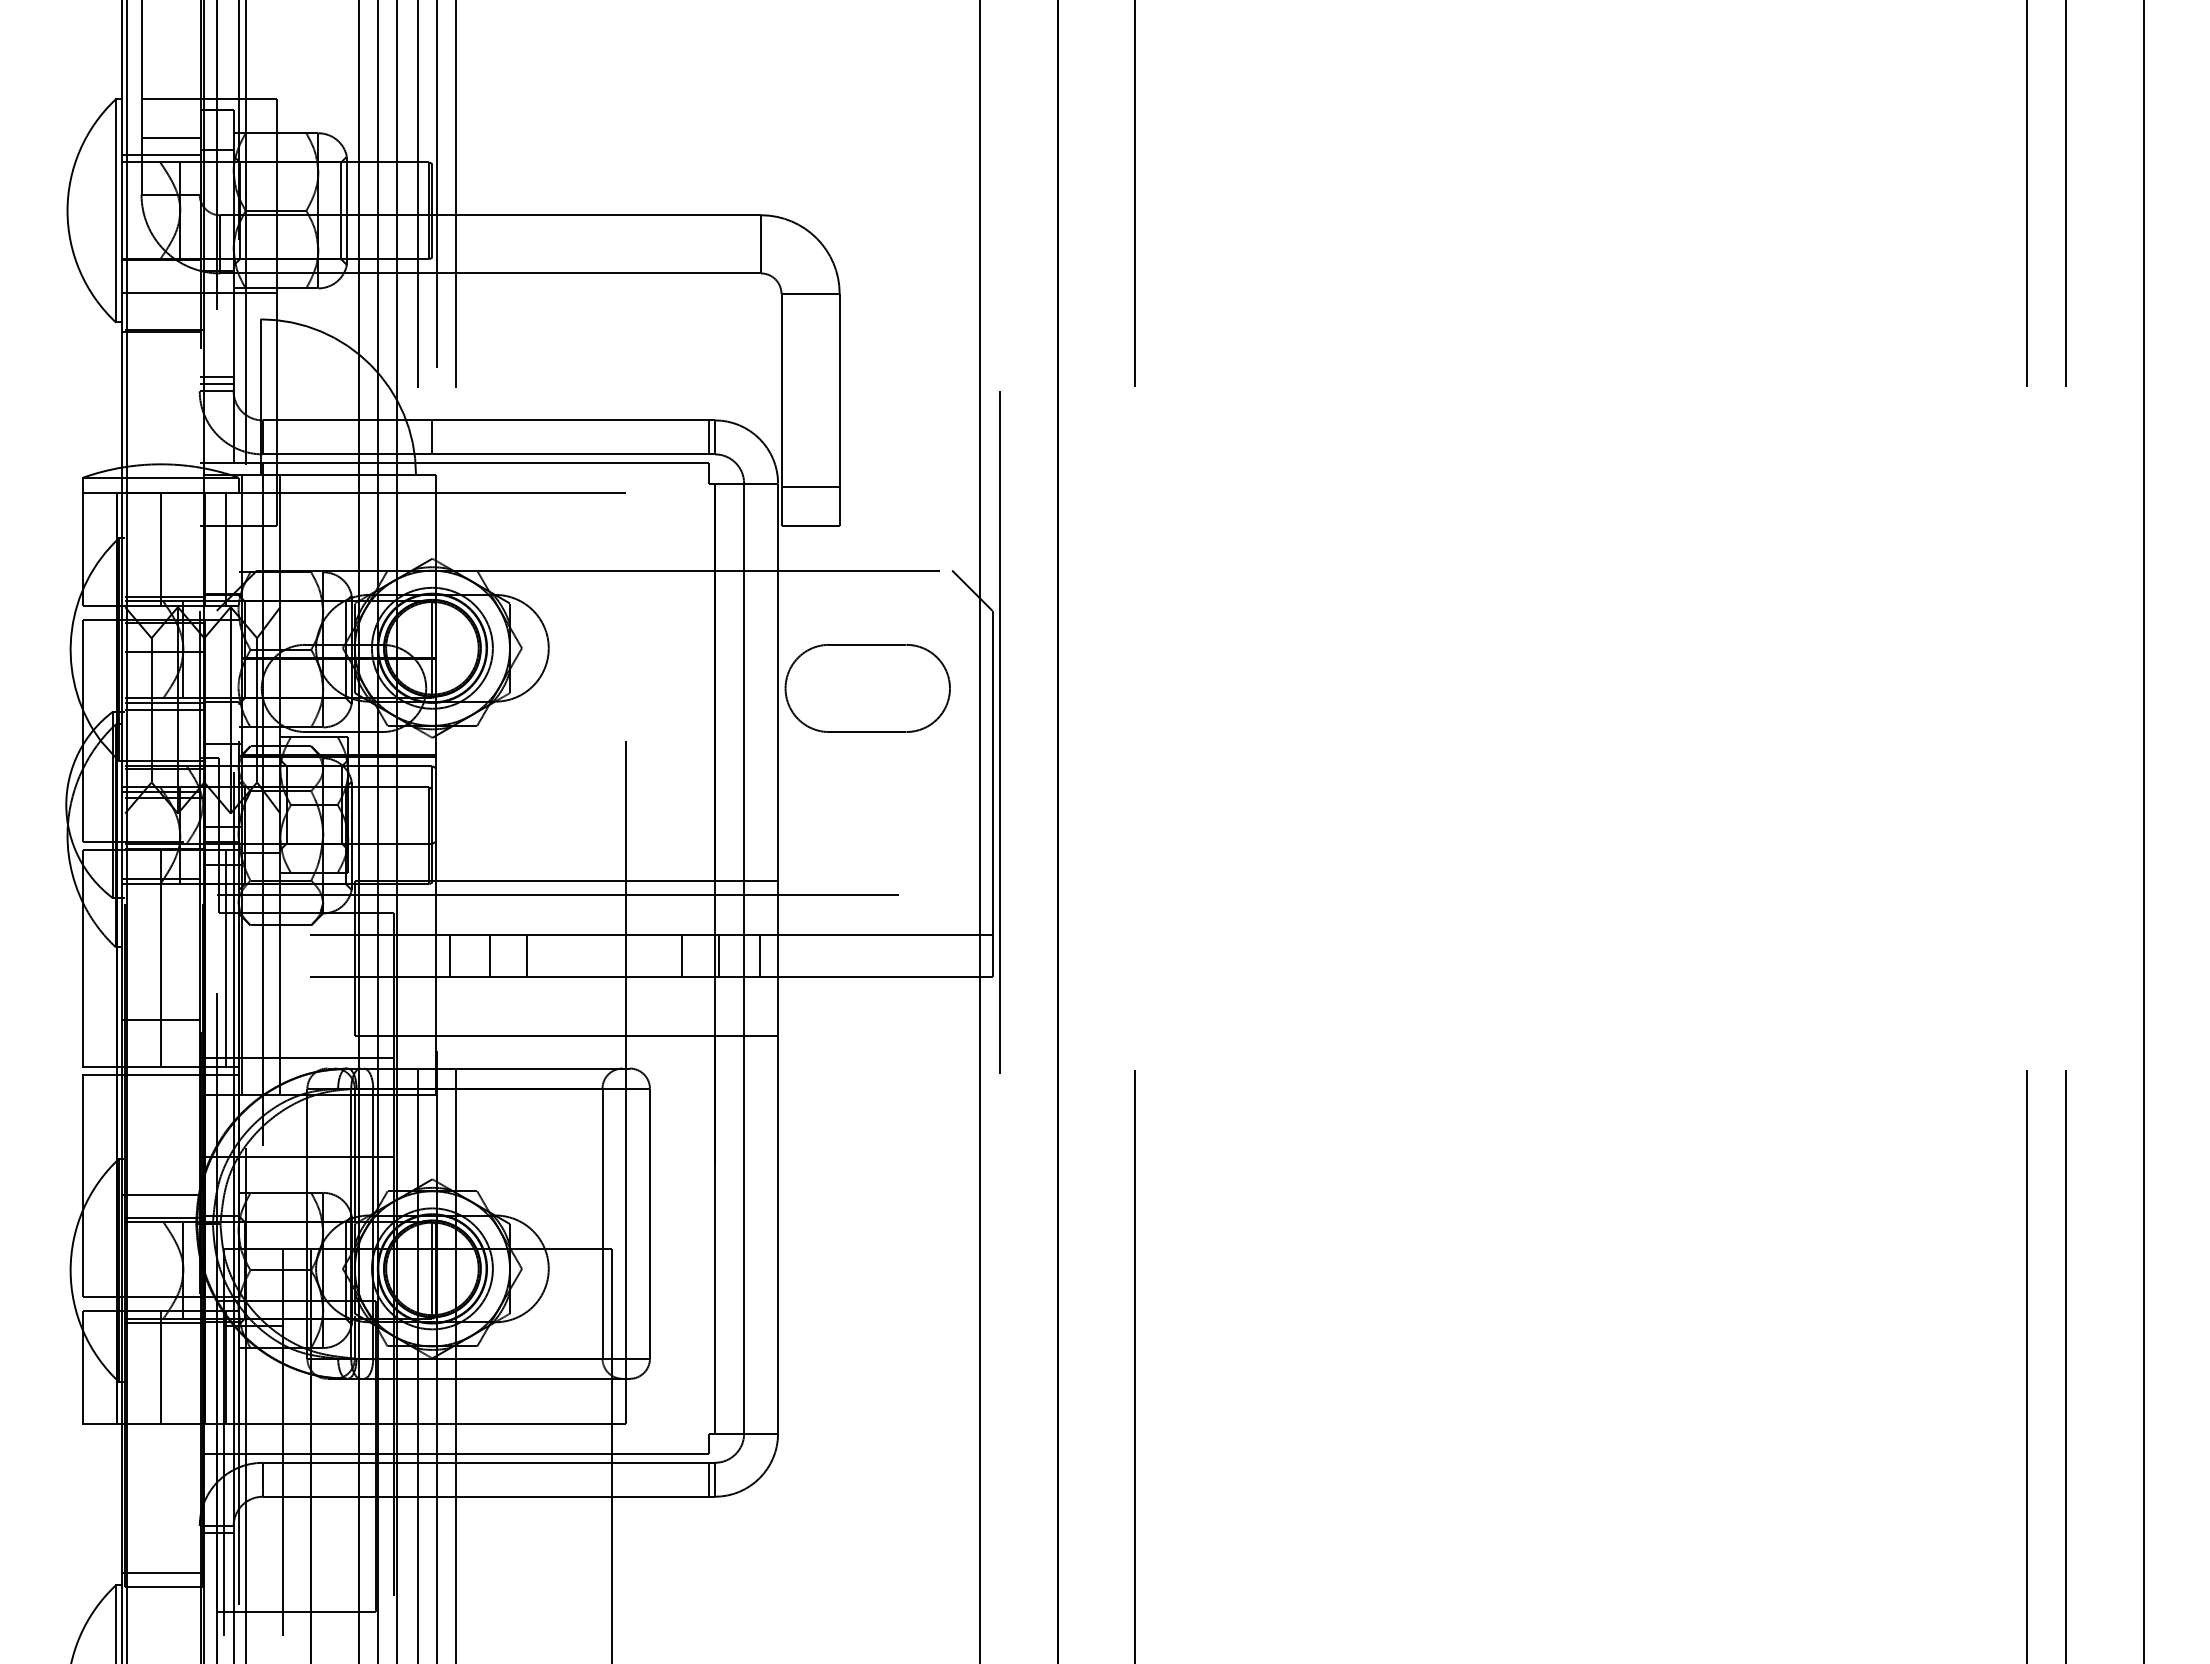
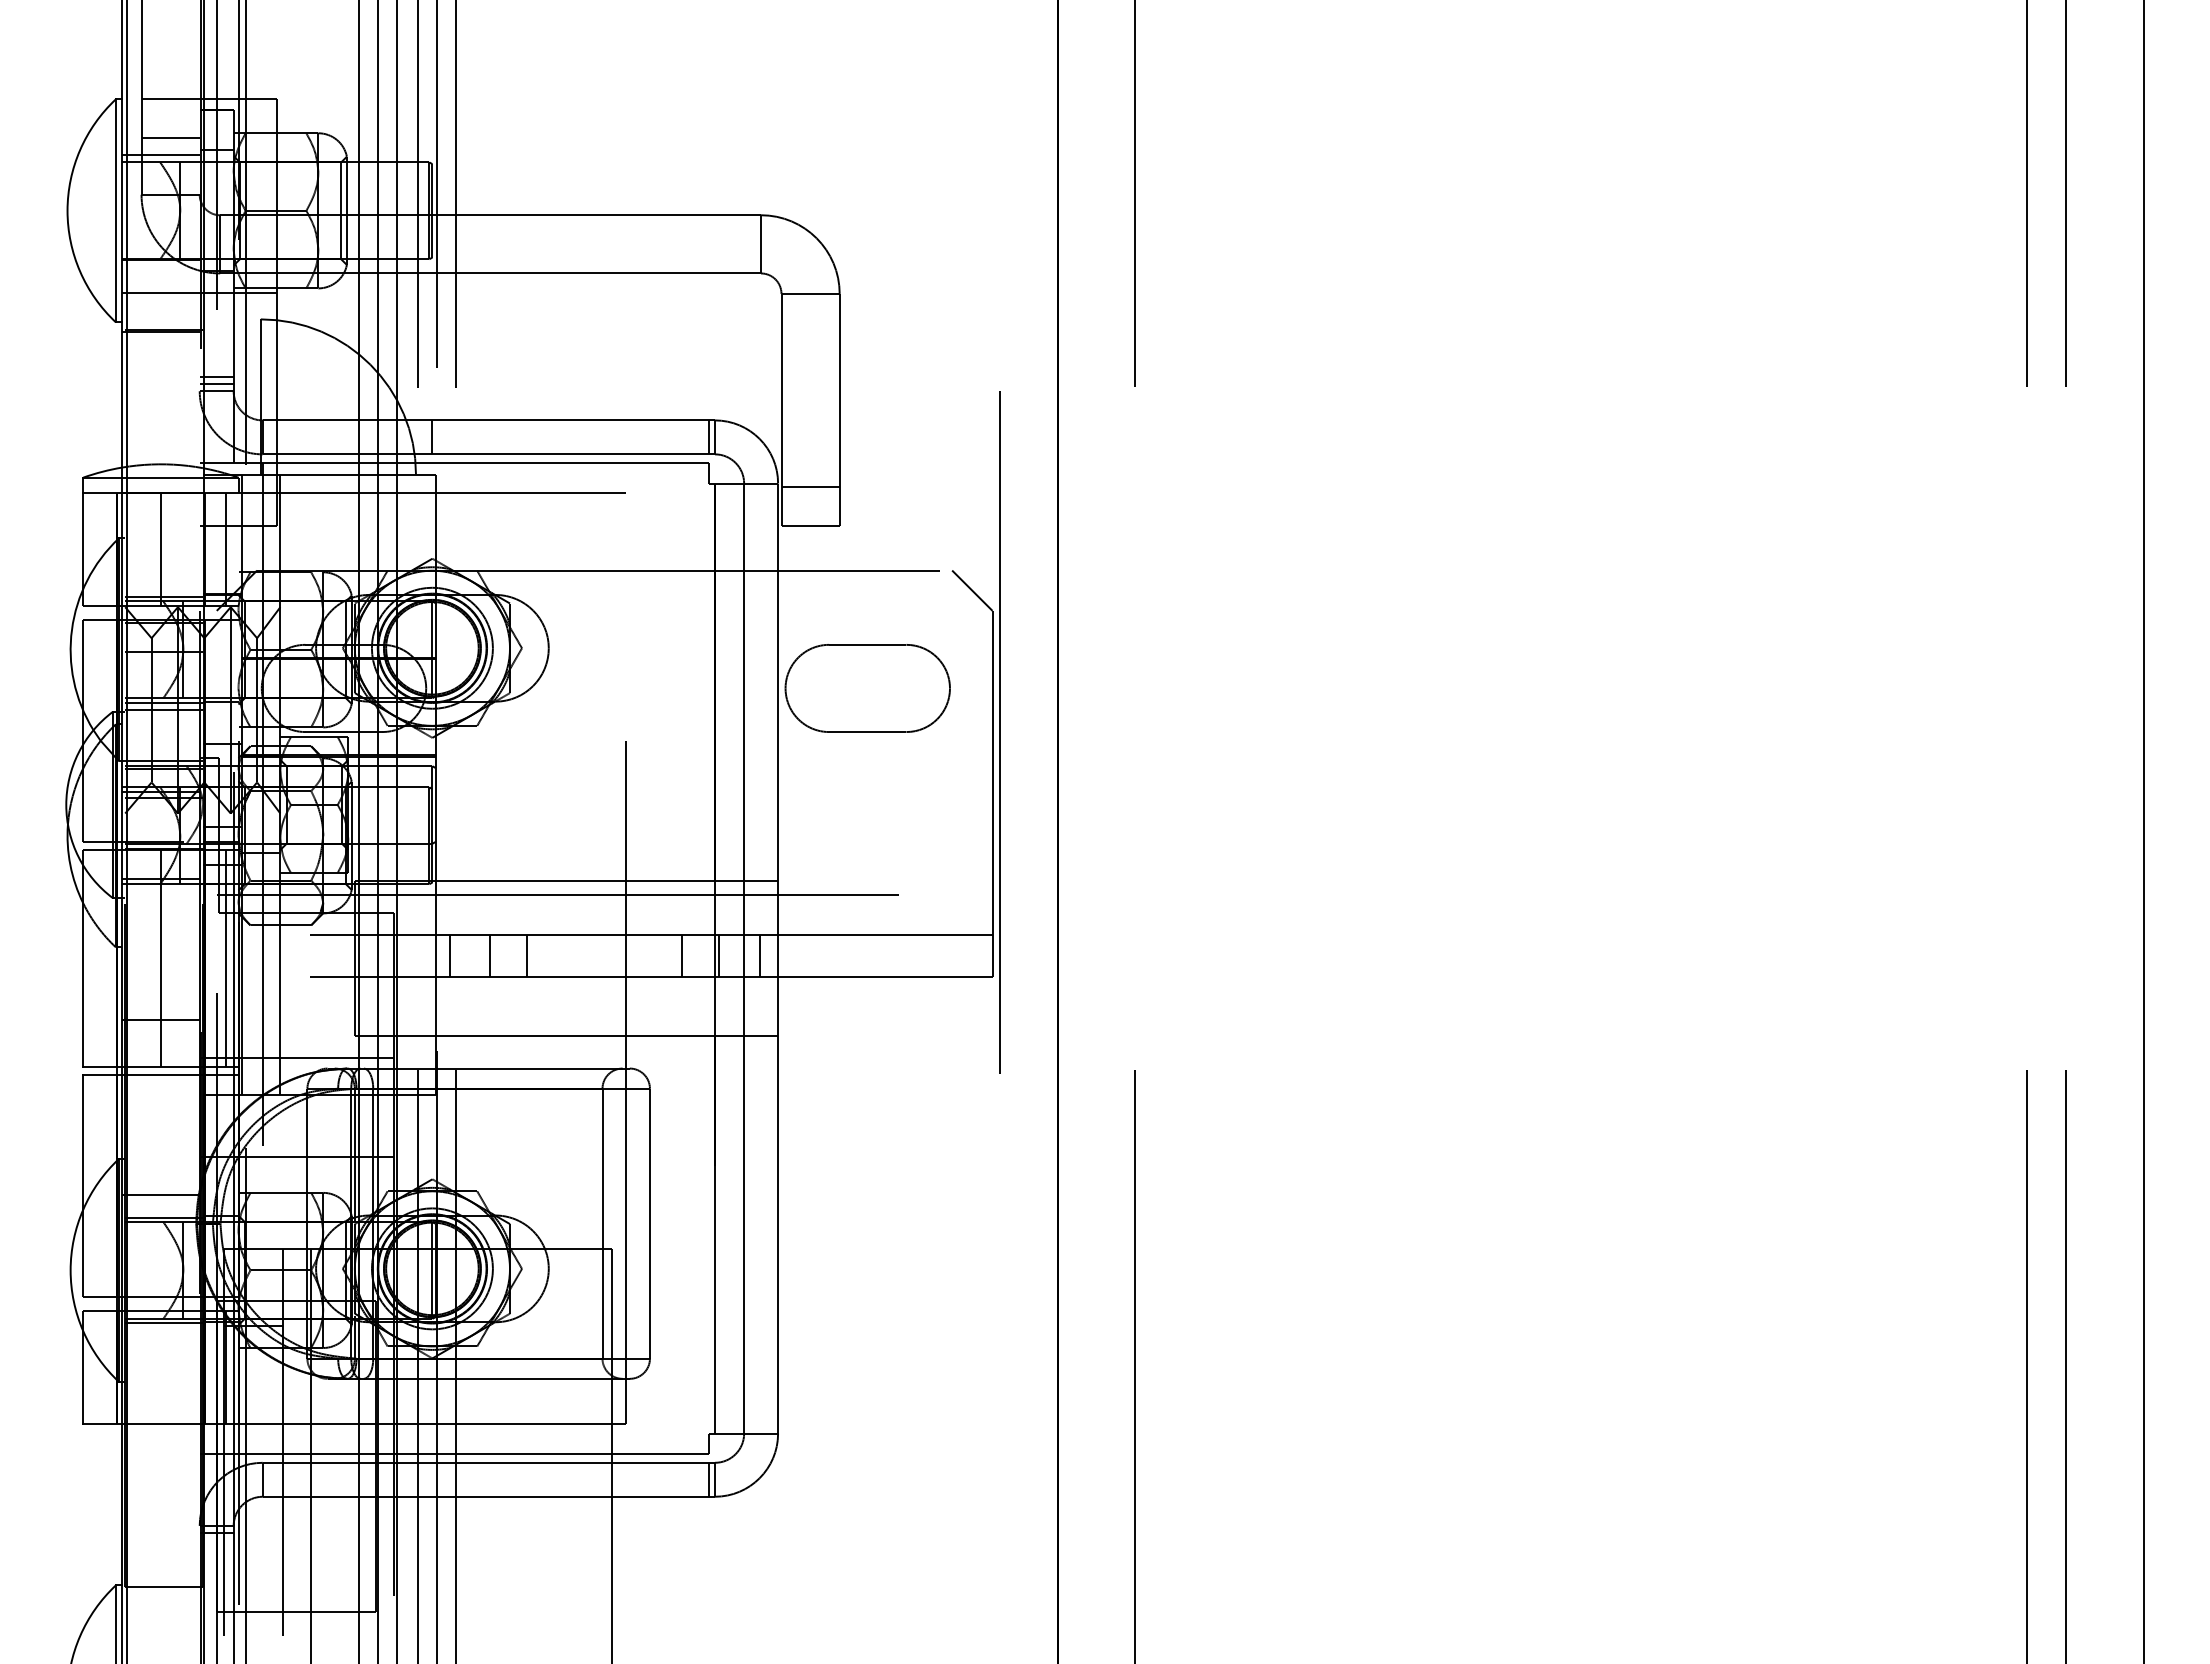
line: present -> none (980, 831)
line: present -> none (160, 1367)
line: present -> none (160, 1572)
